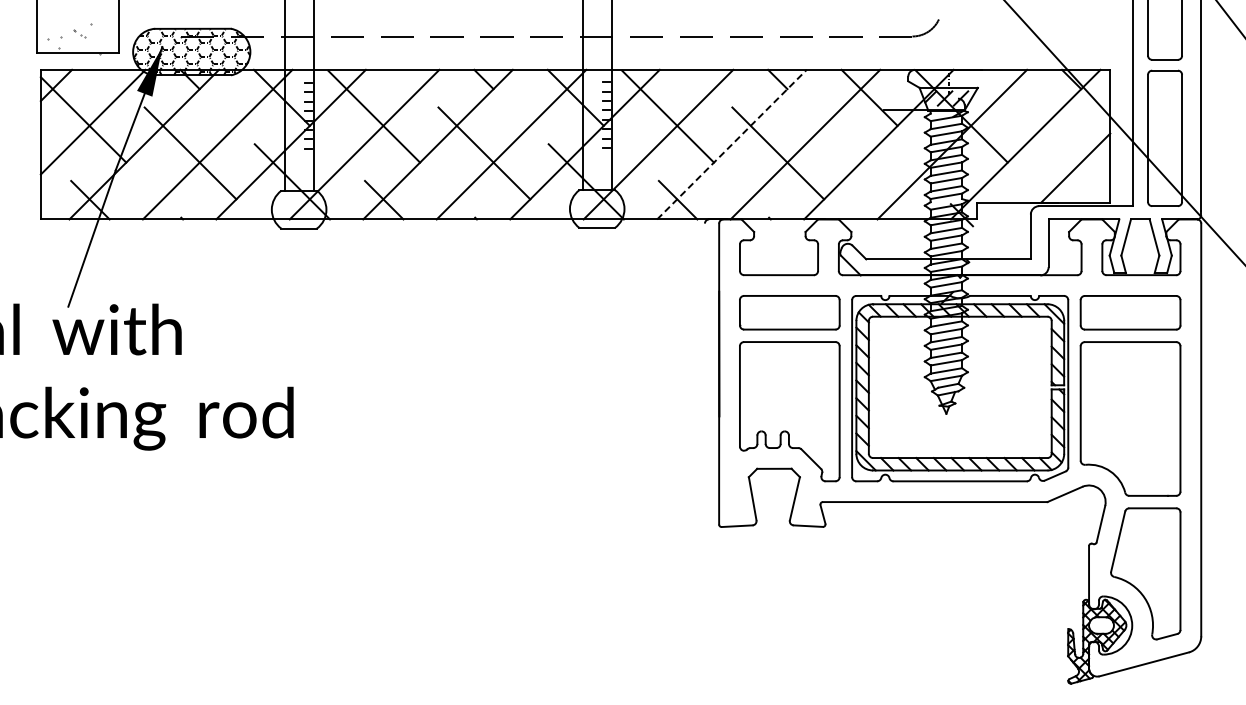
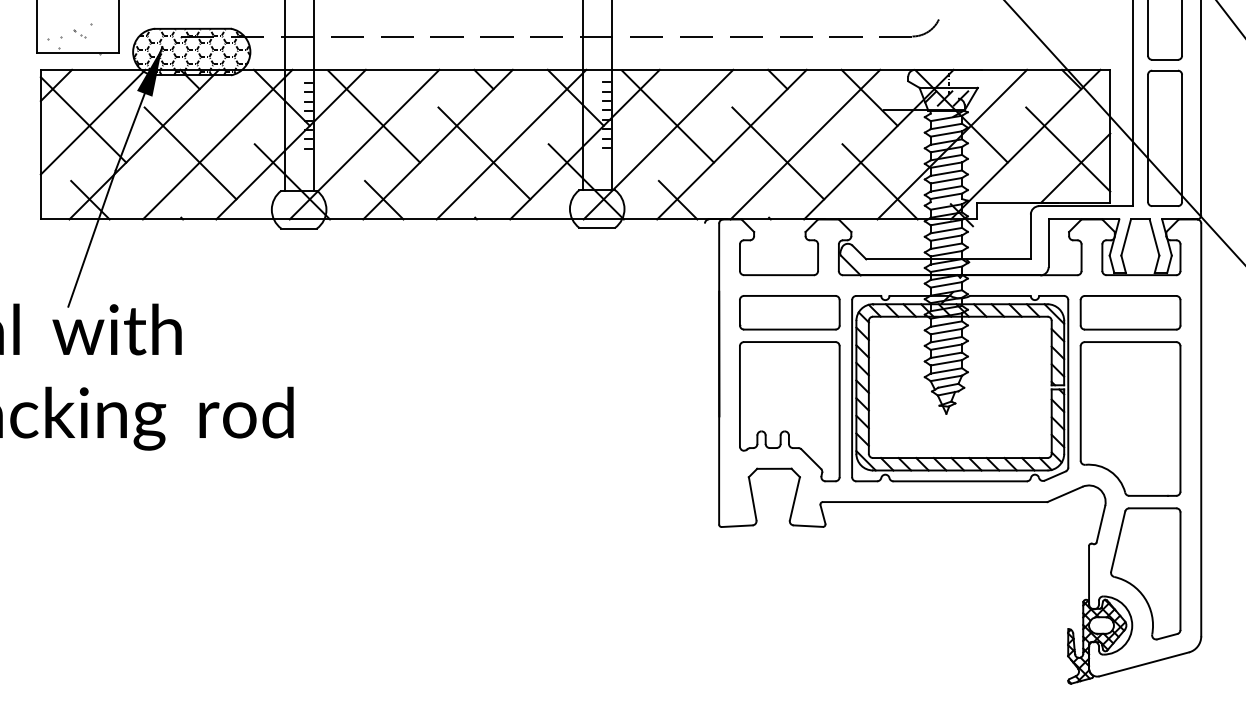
line: dashed -> solid (731, 144)
line: none -> present (1068, 149)
line: none -> present (879, 181)
